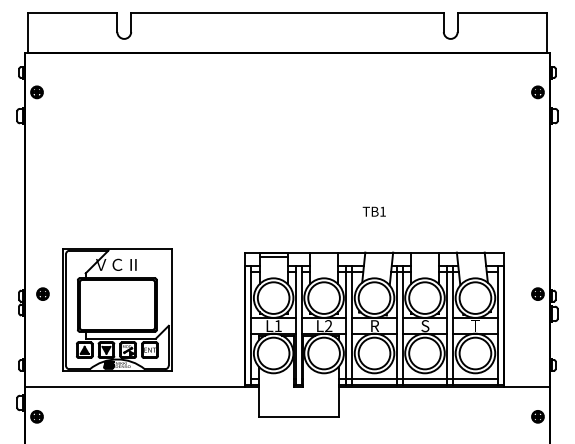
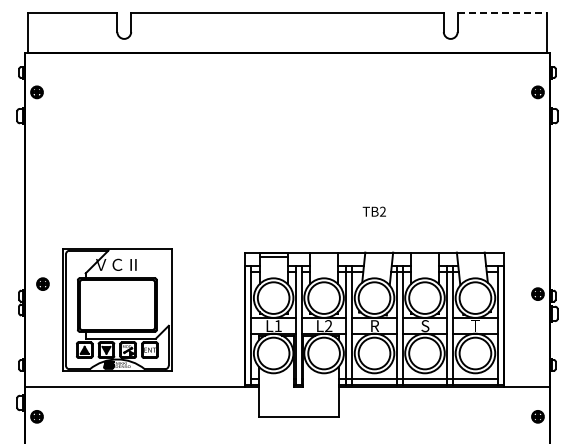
line: solid -> dashed (502, 13)
text: TB1 -> TB2 (382, 211)
part position: (42, 293) -> (42, 283) (42, 283)
